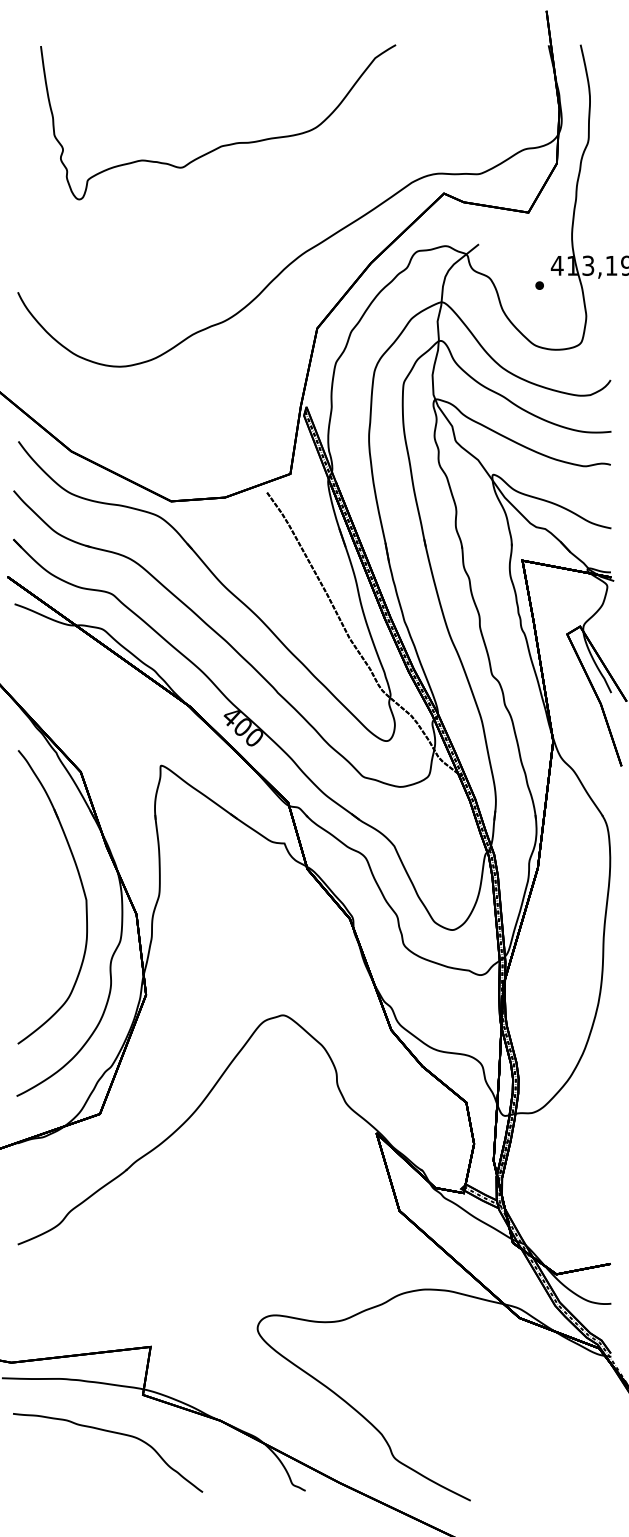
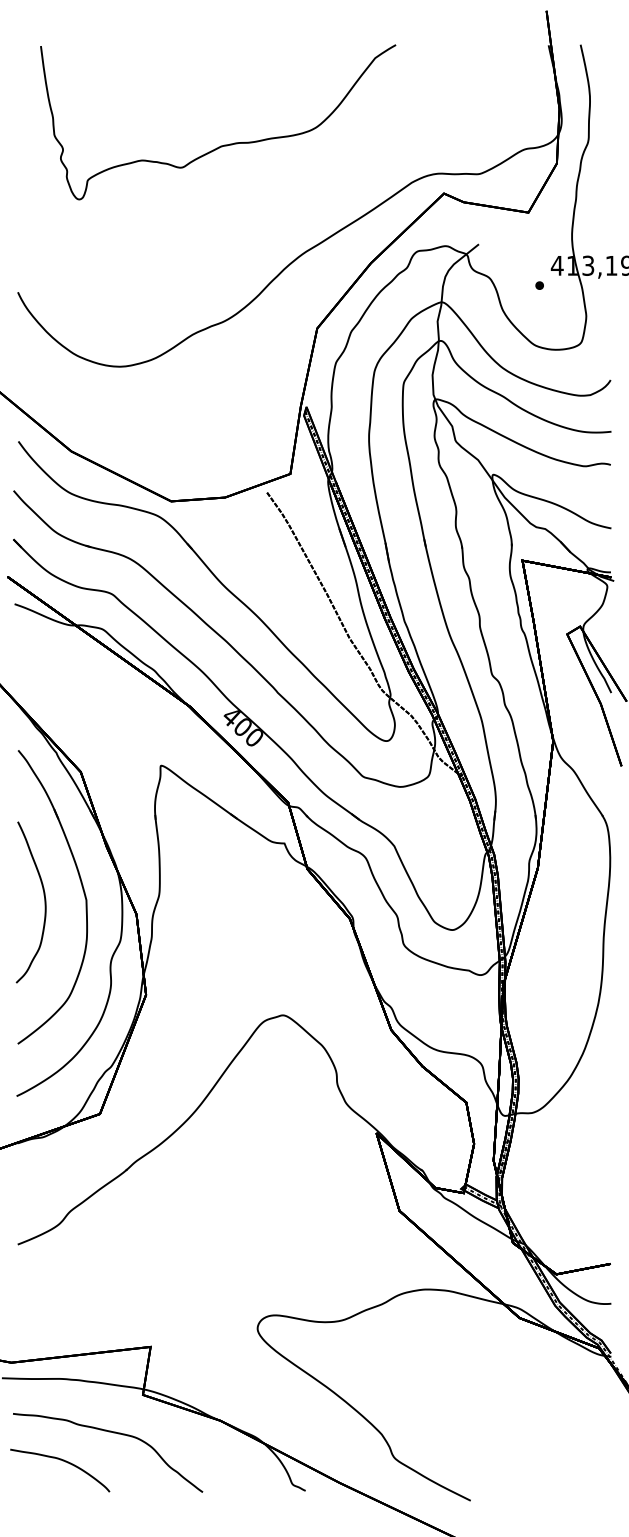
curve: none -> present (44, 902)
curve: none -> present (62, 1461)
